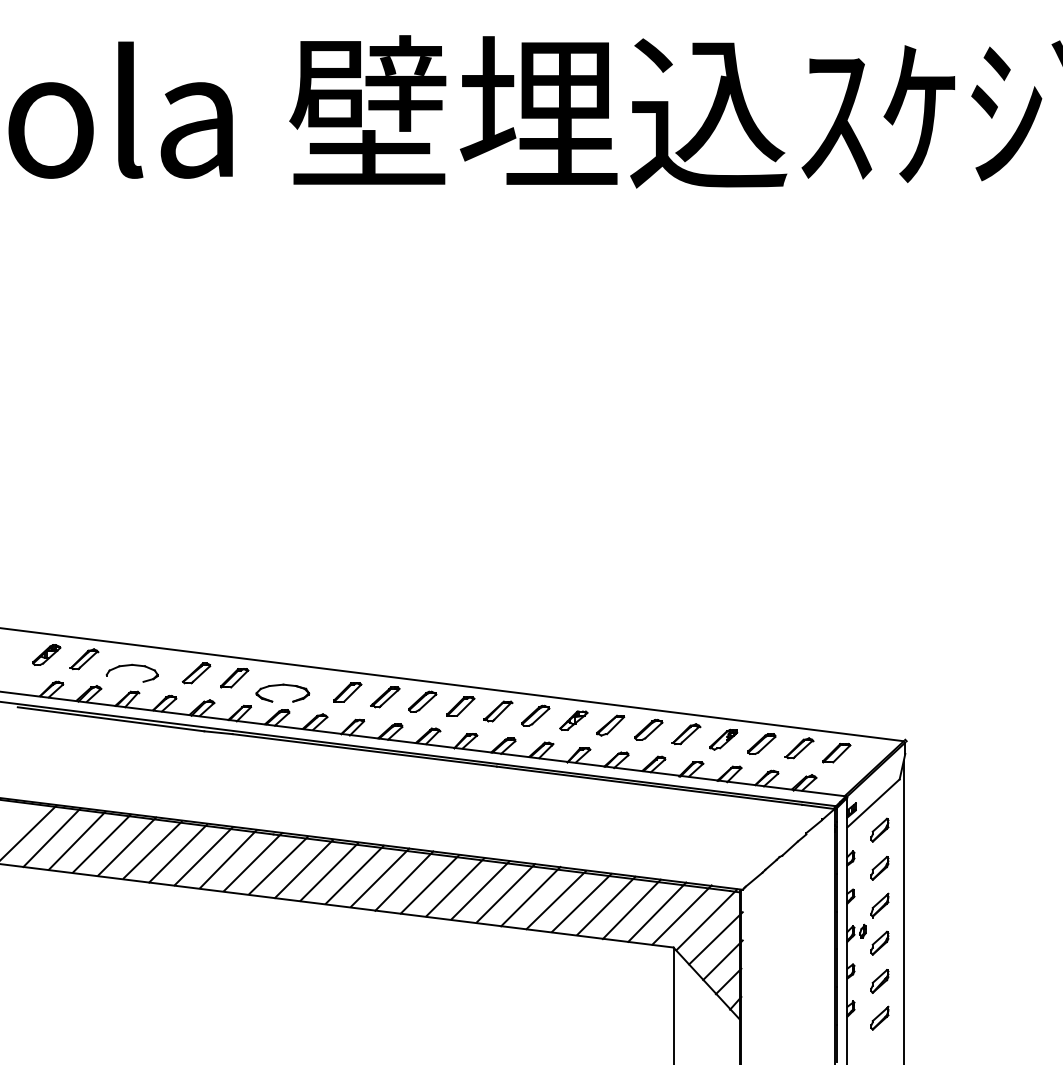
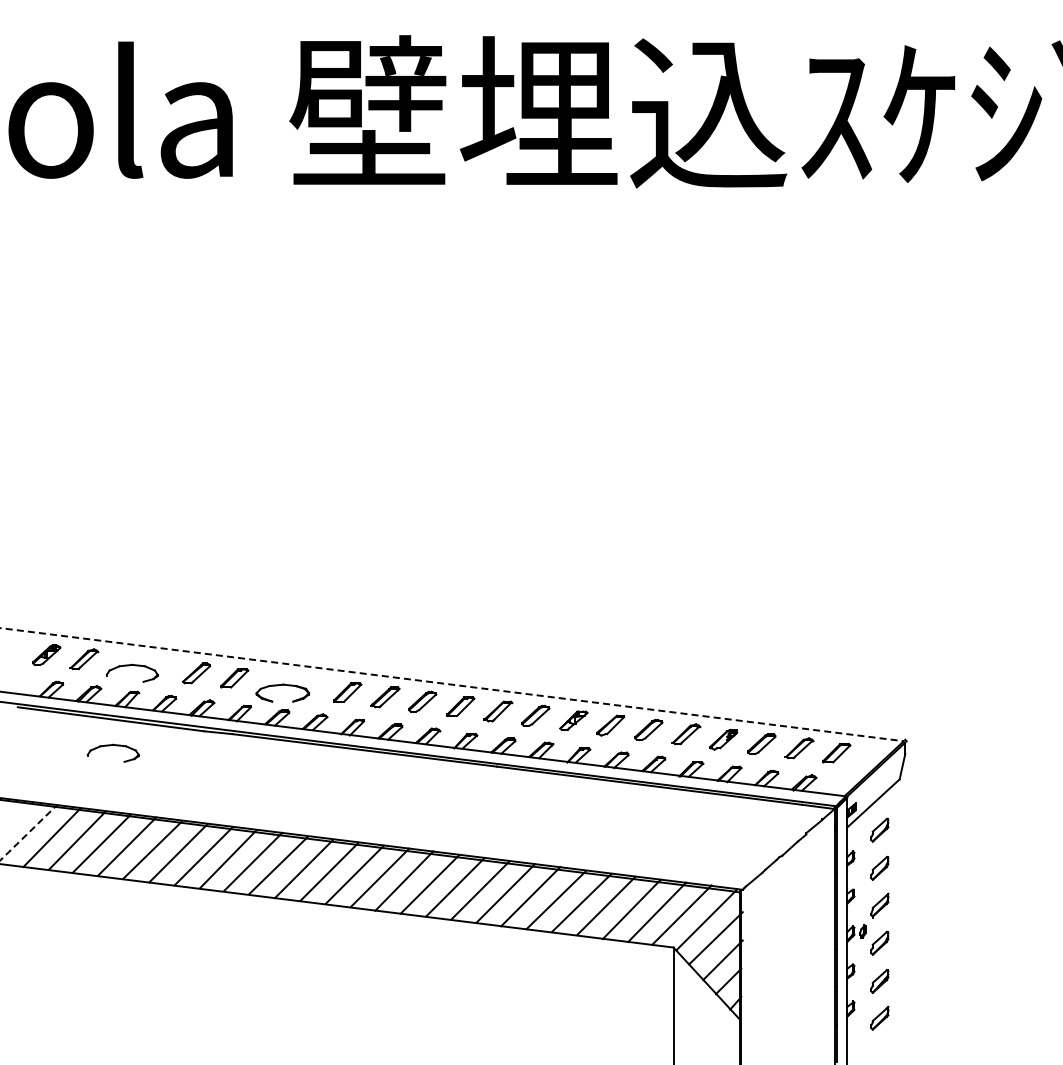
line: solid -> dashed (452, 684)
part: none -> present (110, 746)
line: solid -> dashed (28, 833)
line: present -> none (903, 911)
